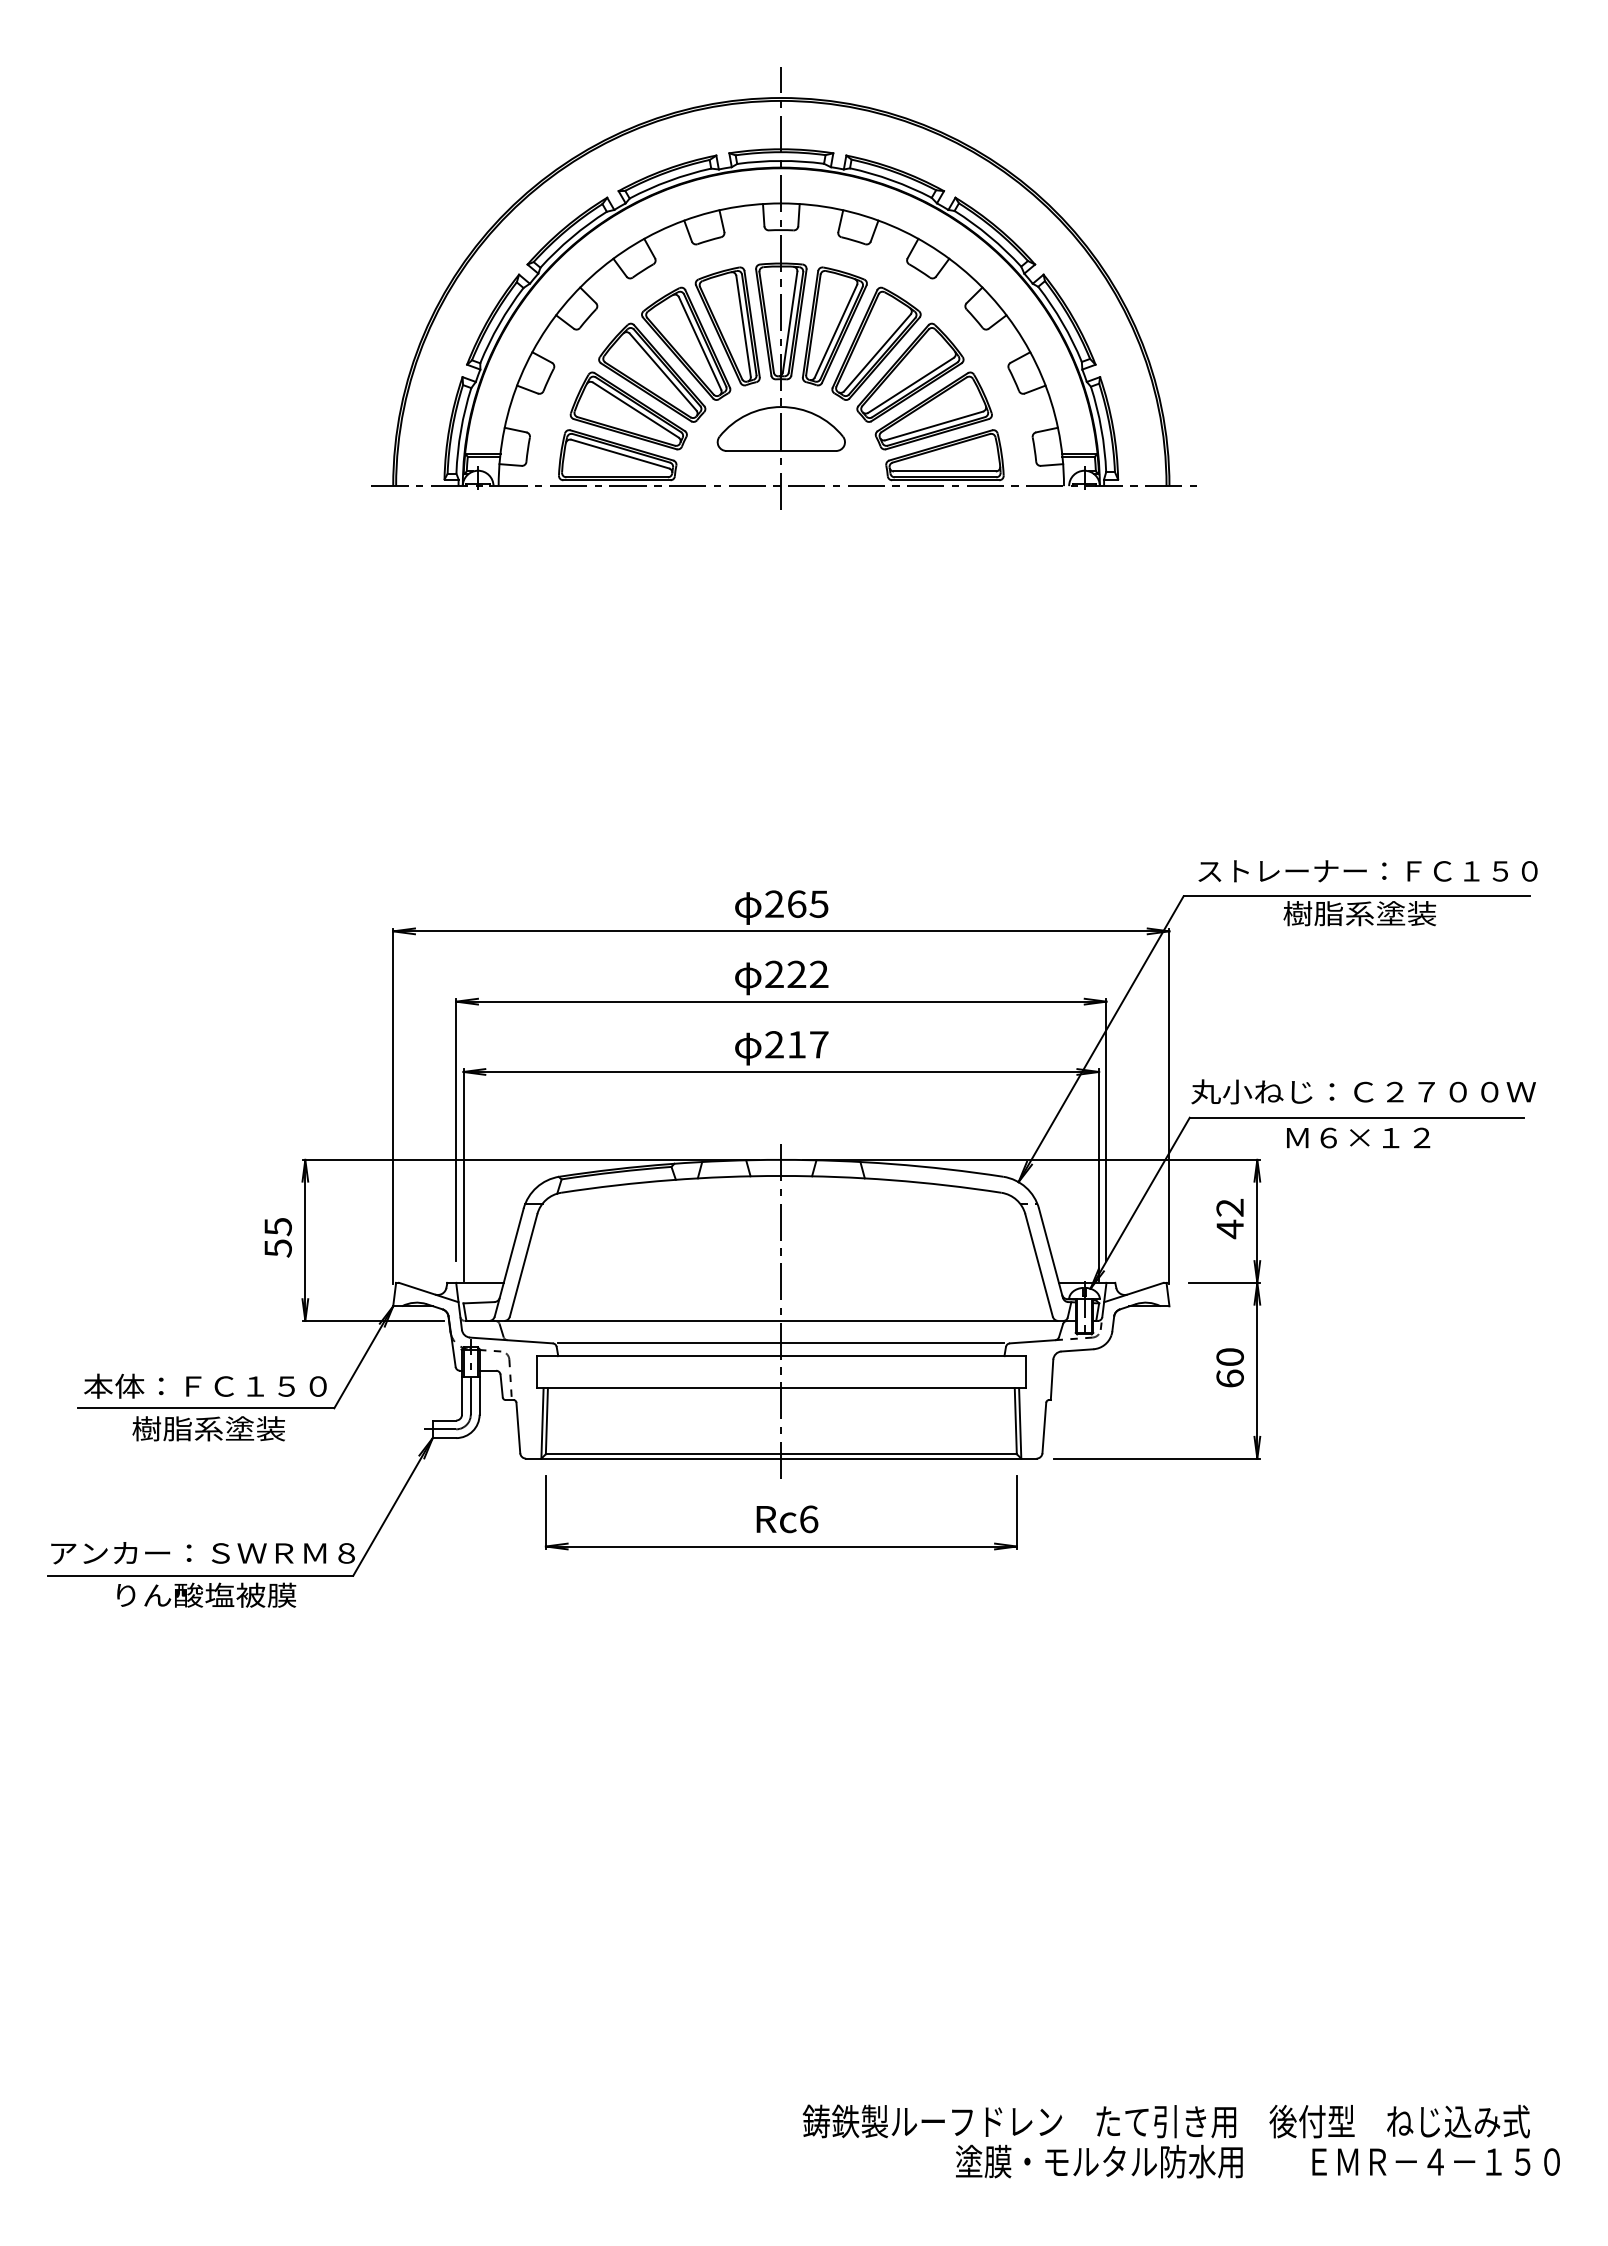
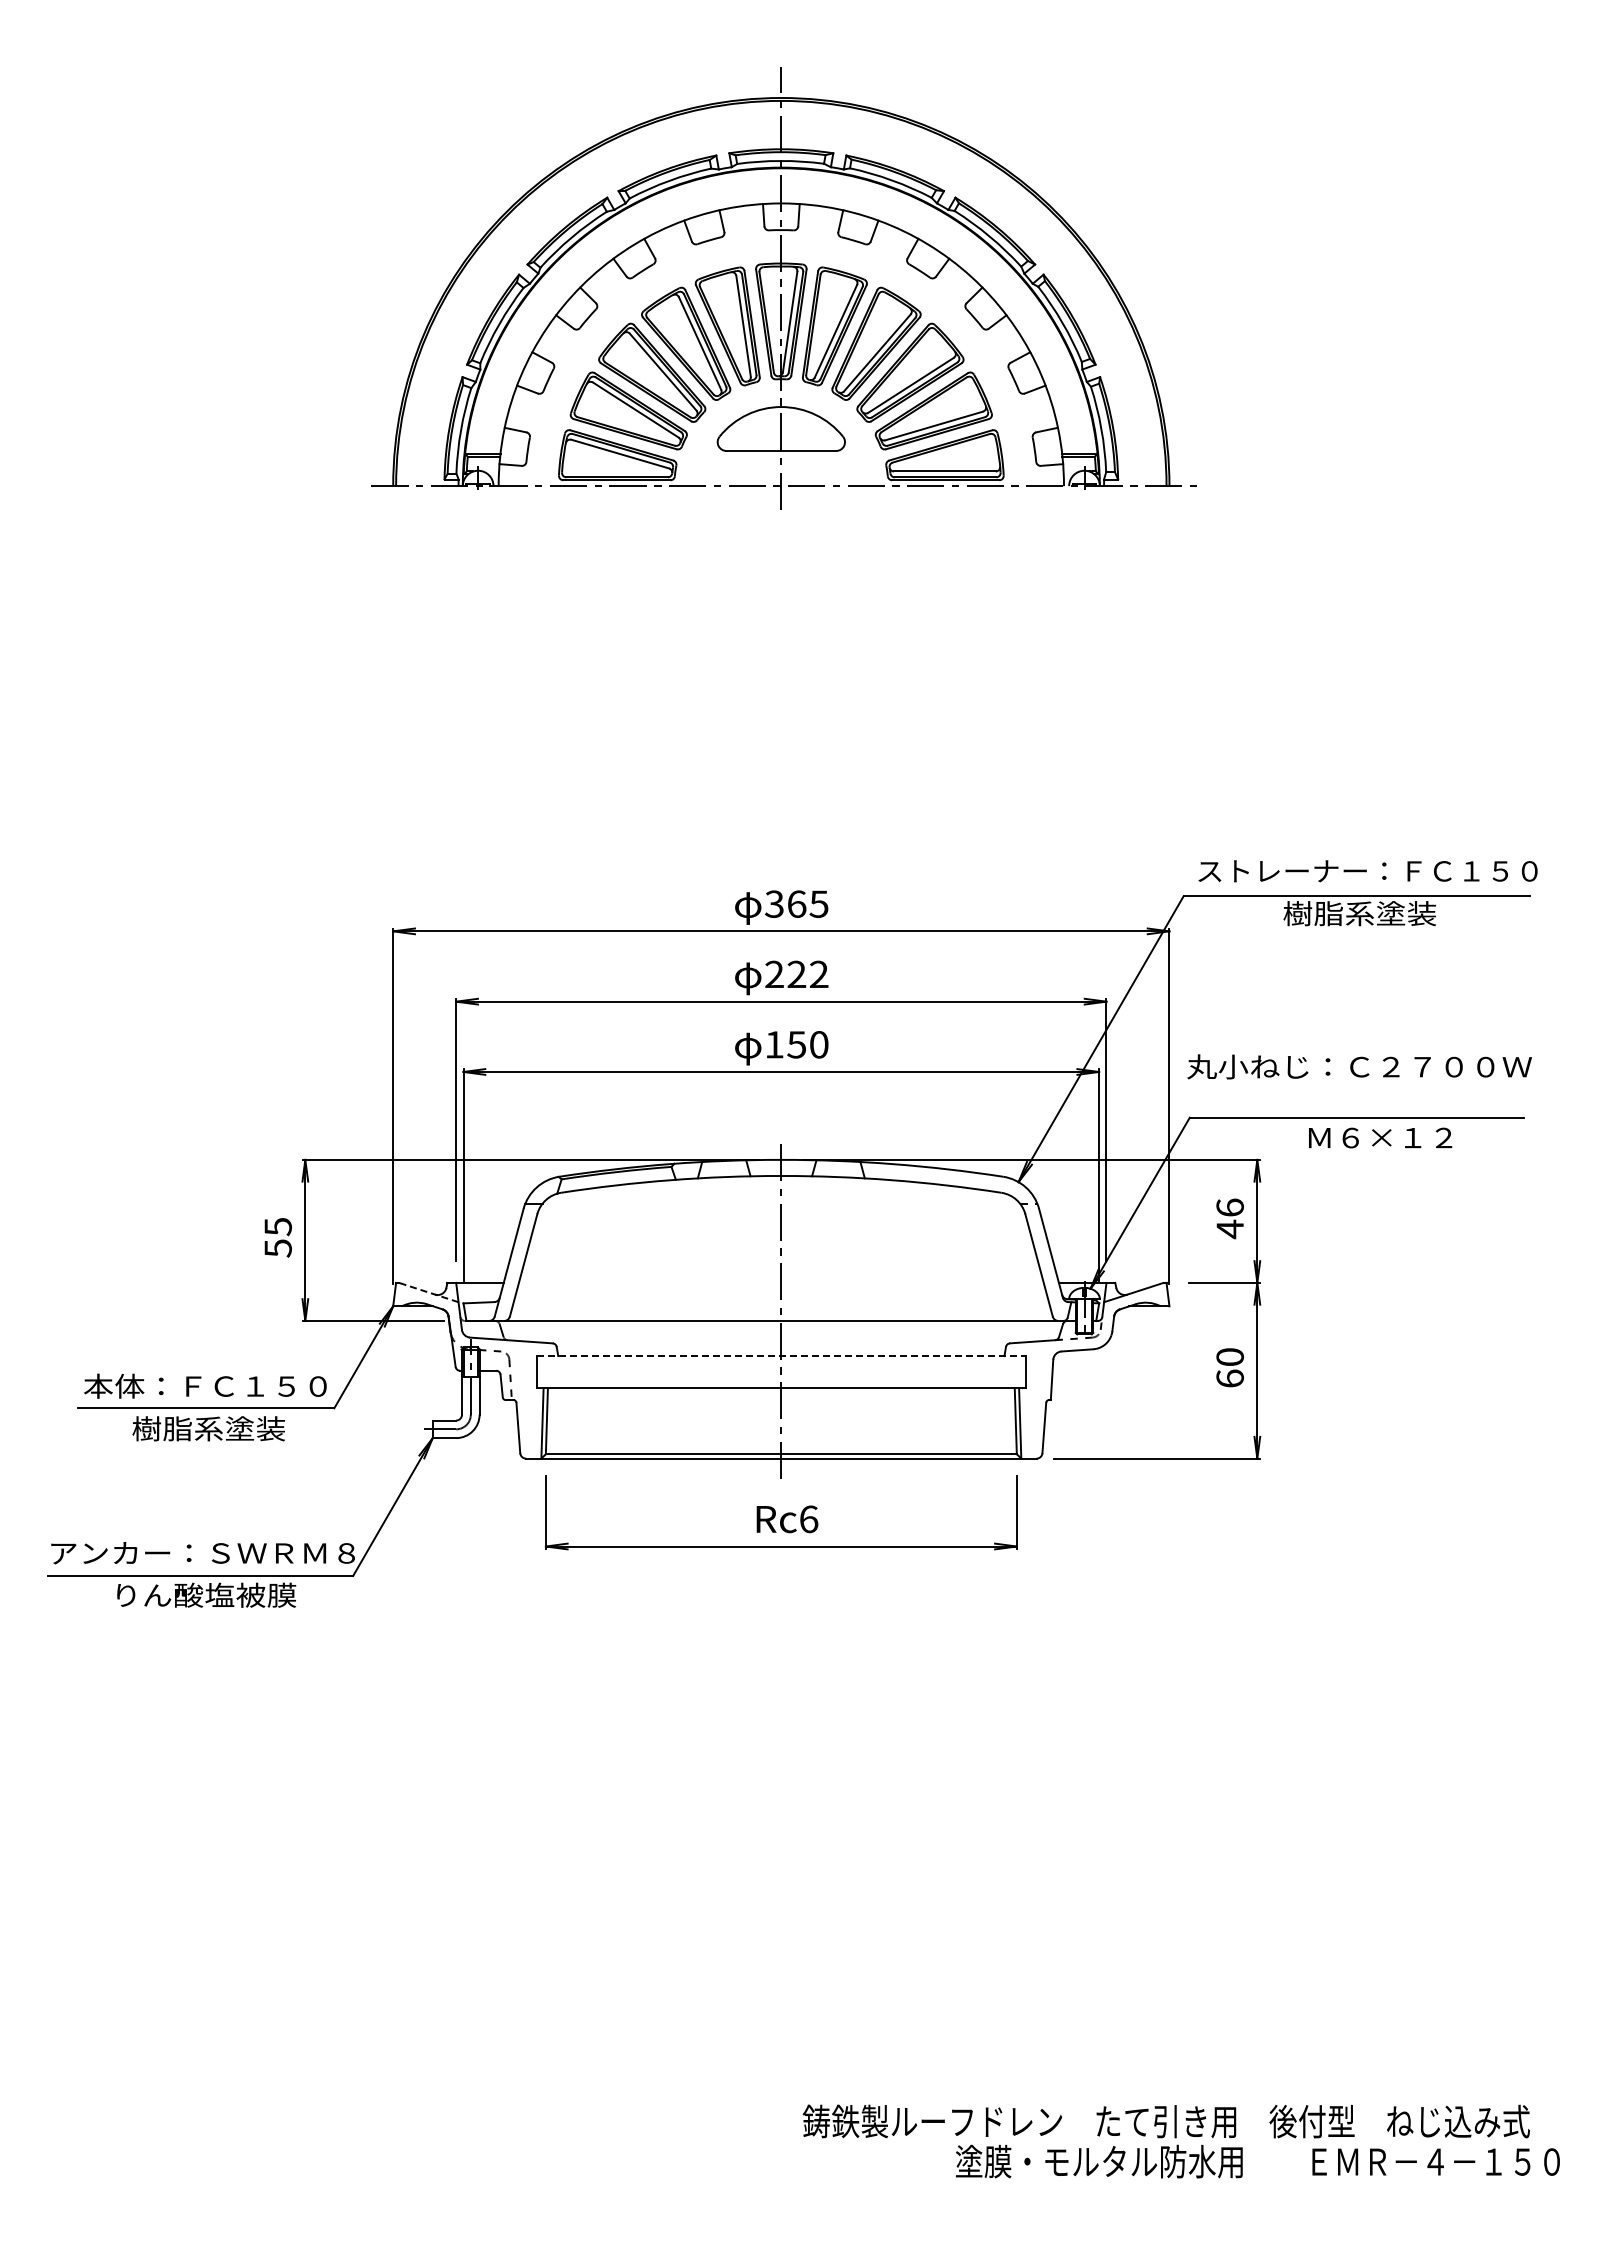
text: 265 -> 365 (774, 904)
text: 217 -> 150 (796, 1044)
text position: (1363, 1091) -> (1359, 1066) (1359, 1066)
text position: (1358, 1137) -> (1380, 1137) (1380, 1137)
text: 42 -> 46 (1229, 1207)
line: solid -> dashed (428, 1292)
line: present -> none (781, 1343)
line: solid -> dashed (781, 1356)
